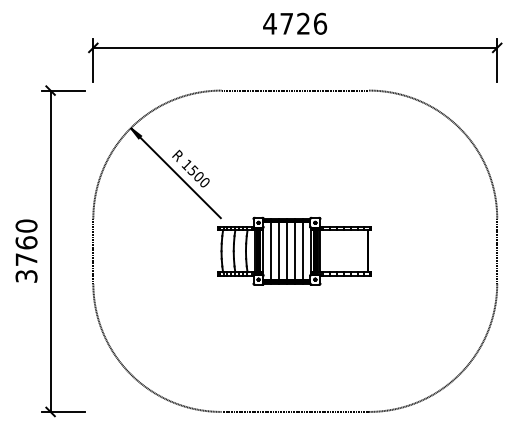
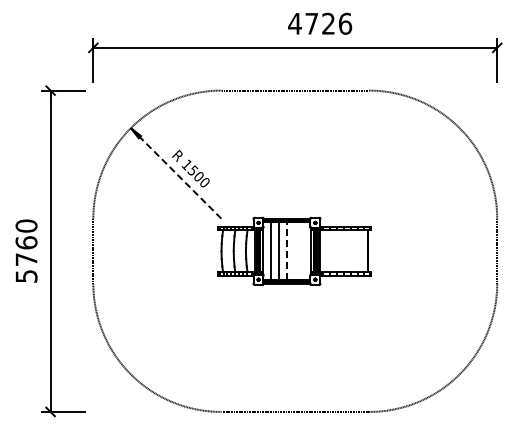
text position: (295, 23) -> (320, 23) (320, 23)
line: solid -> dashed (176, 173)
line: solid -> dashed (286, 251)
line: present -> none (295, 251)
line: present -> none (303, 251)
text: 3760 -> 5760 (25, 276)
